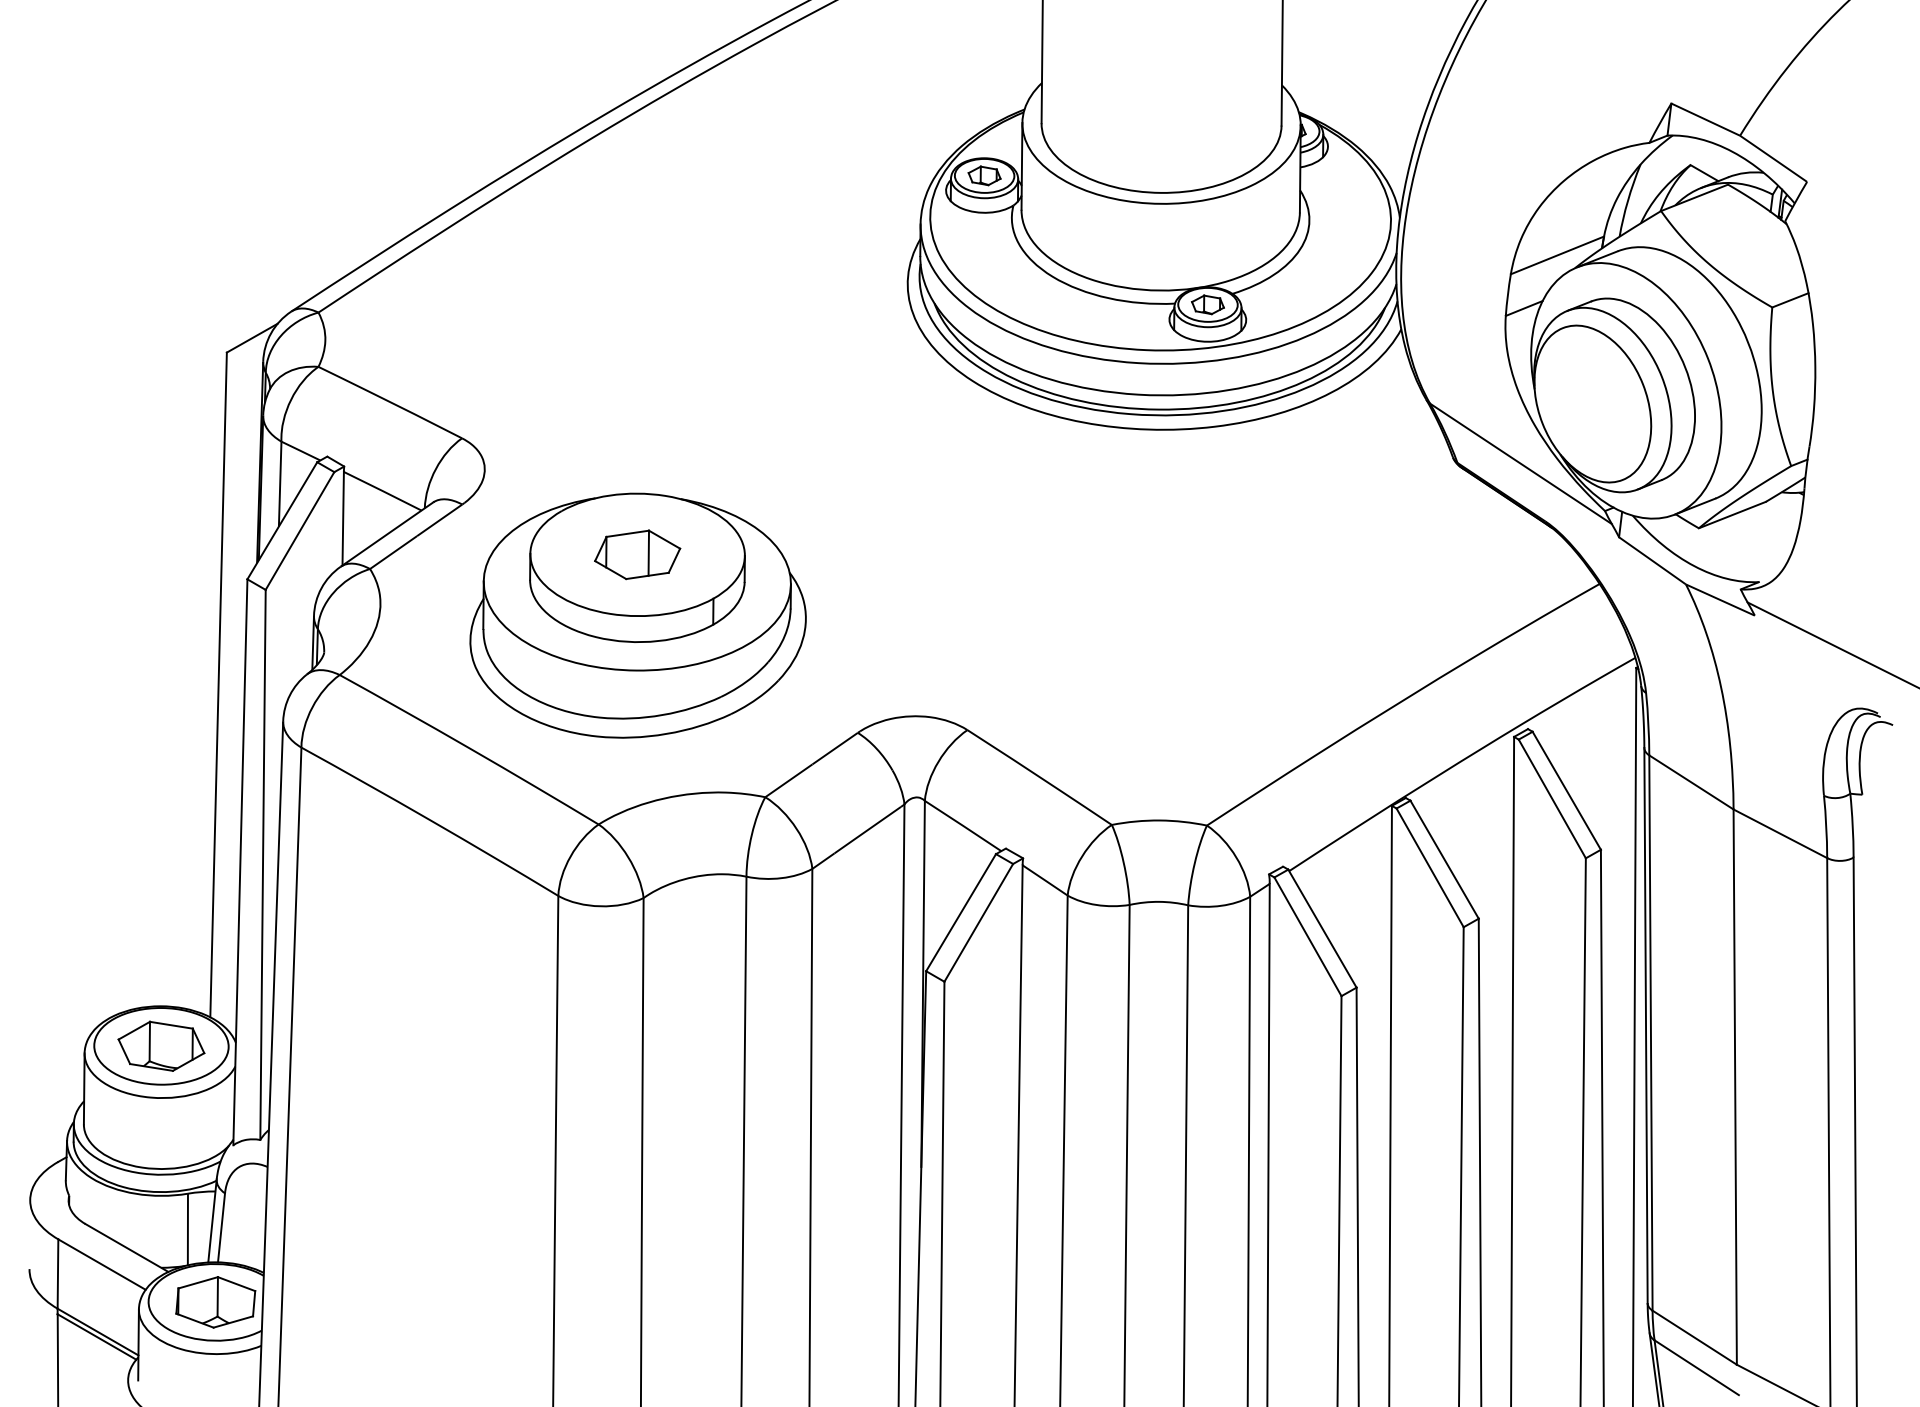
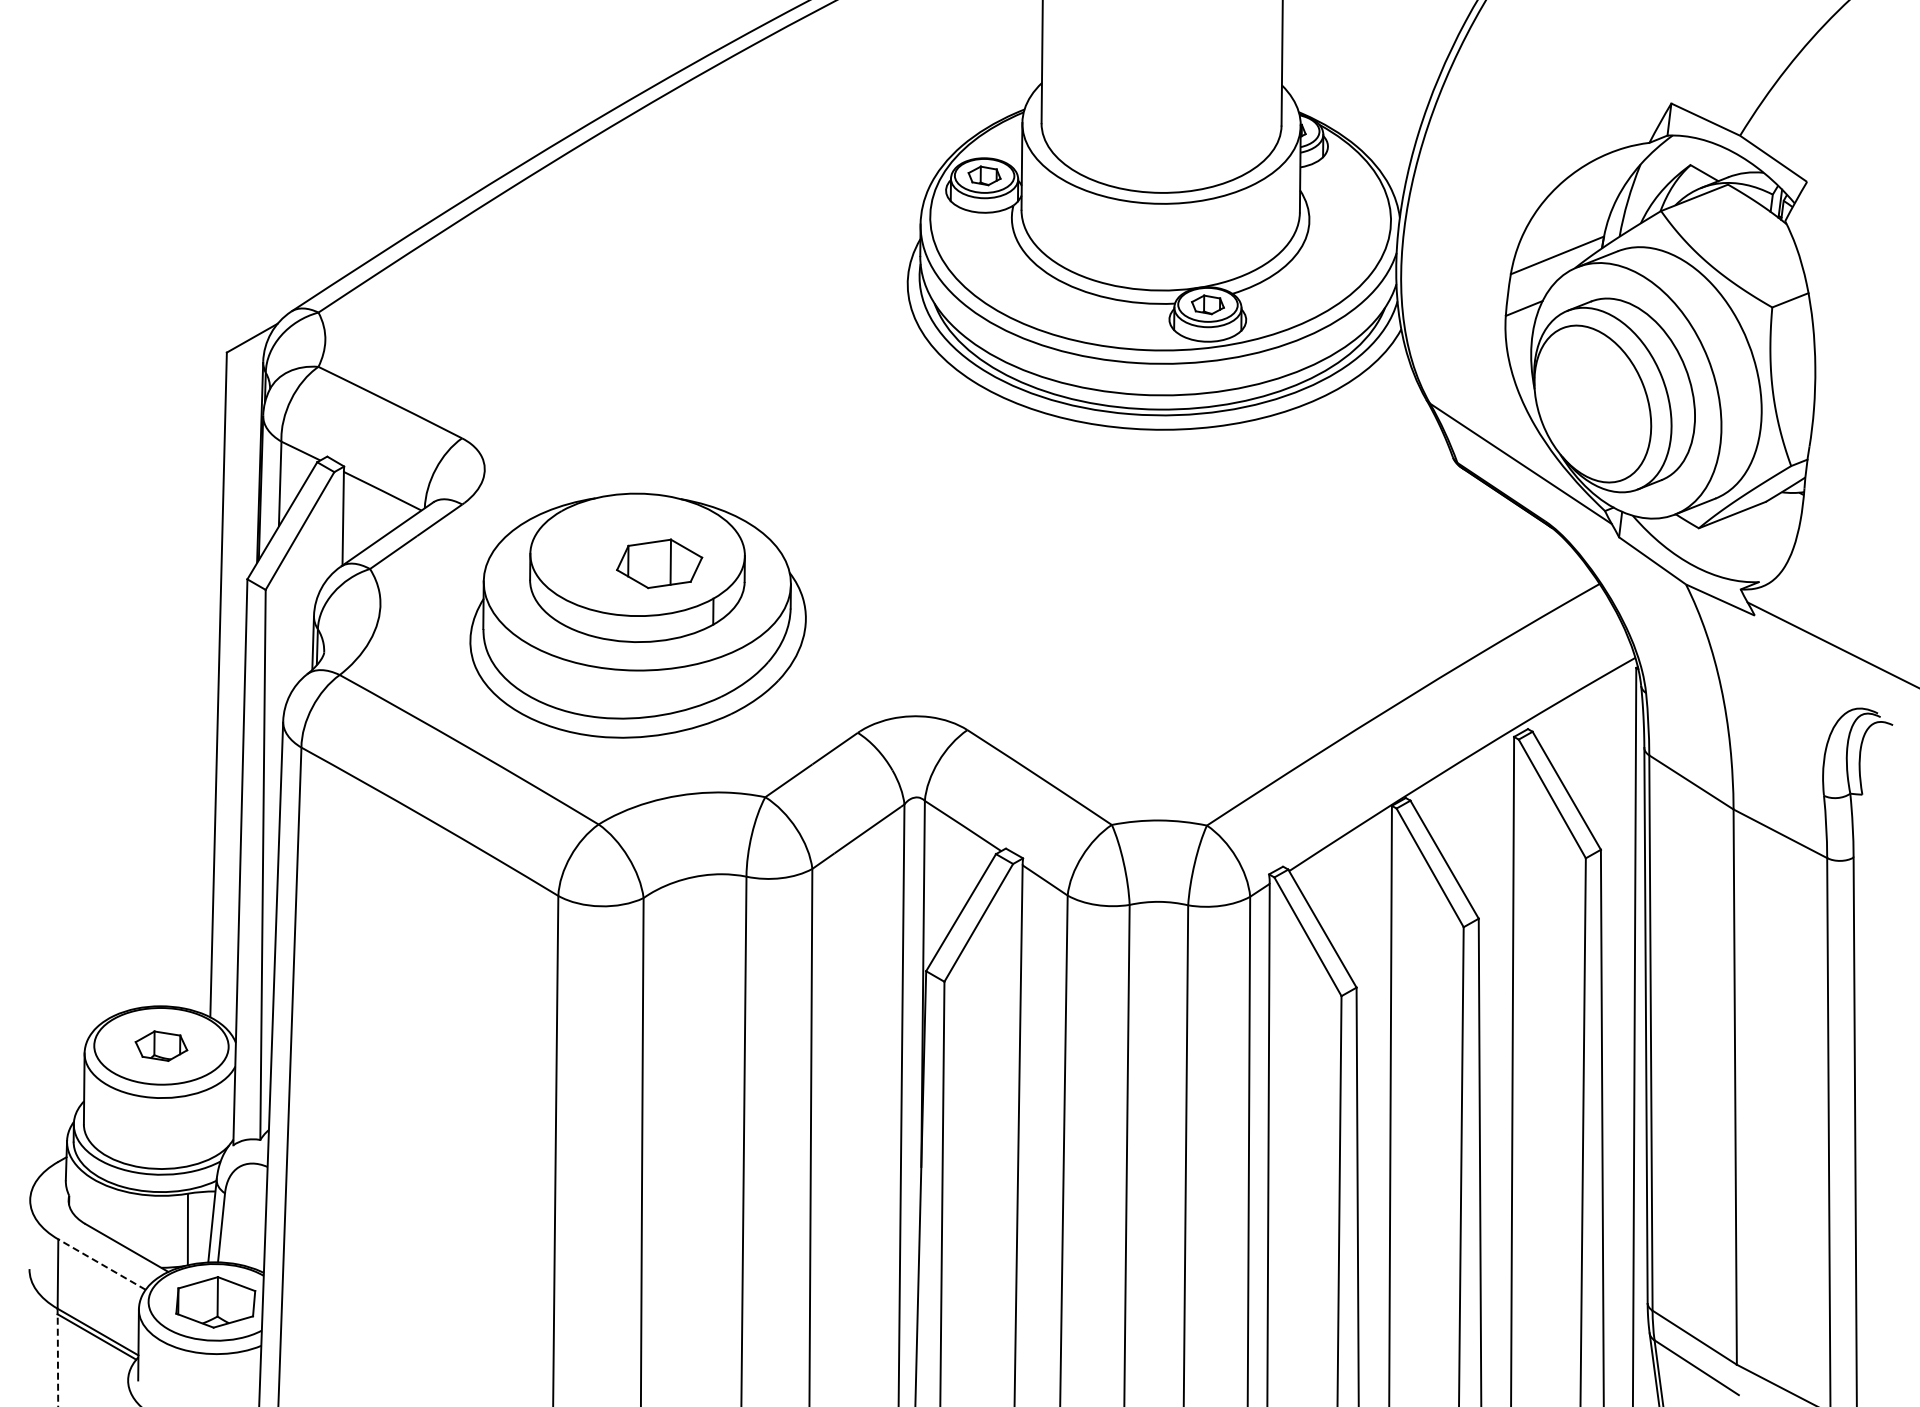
part position: (637, 554) -> (659, 563) (659, 563)
part size: 89x52 px -> 55x32 px (161, 1045)
line: solid -> dashed (101, 1264)
line: solid -> dashed (57, 1360)
